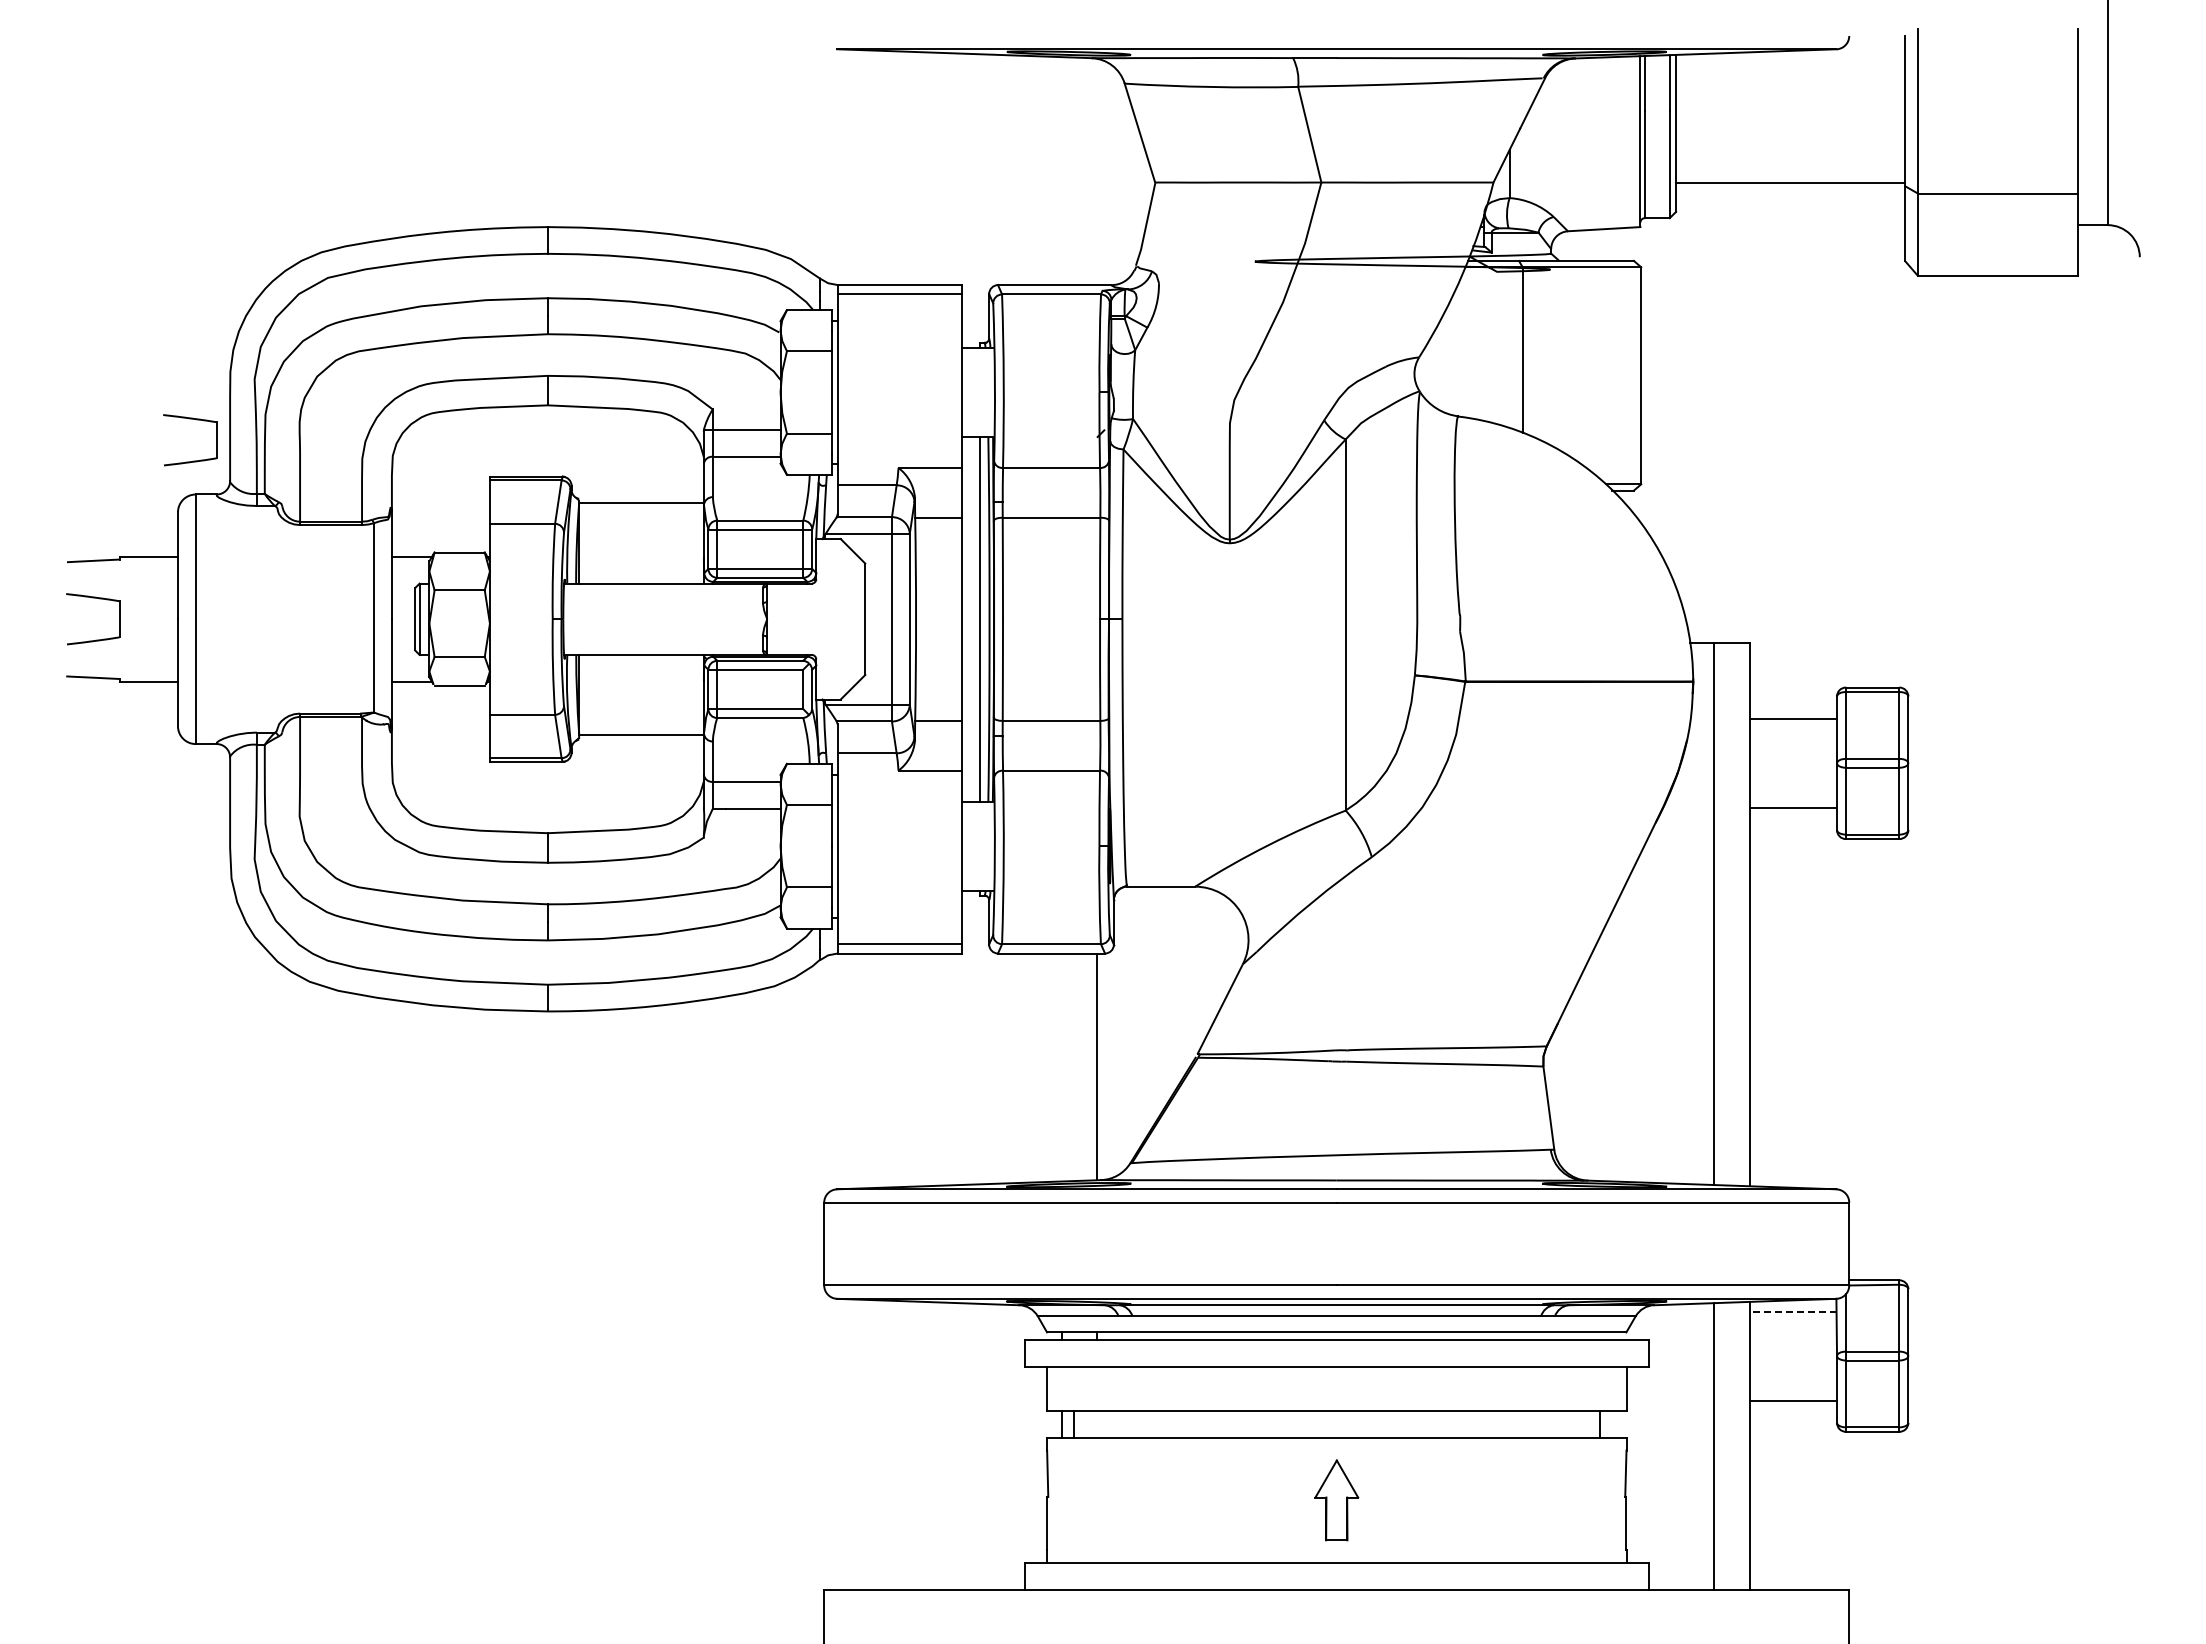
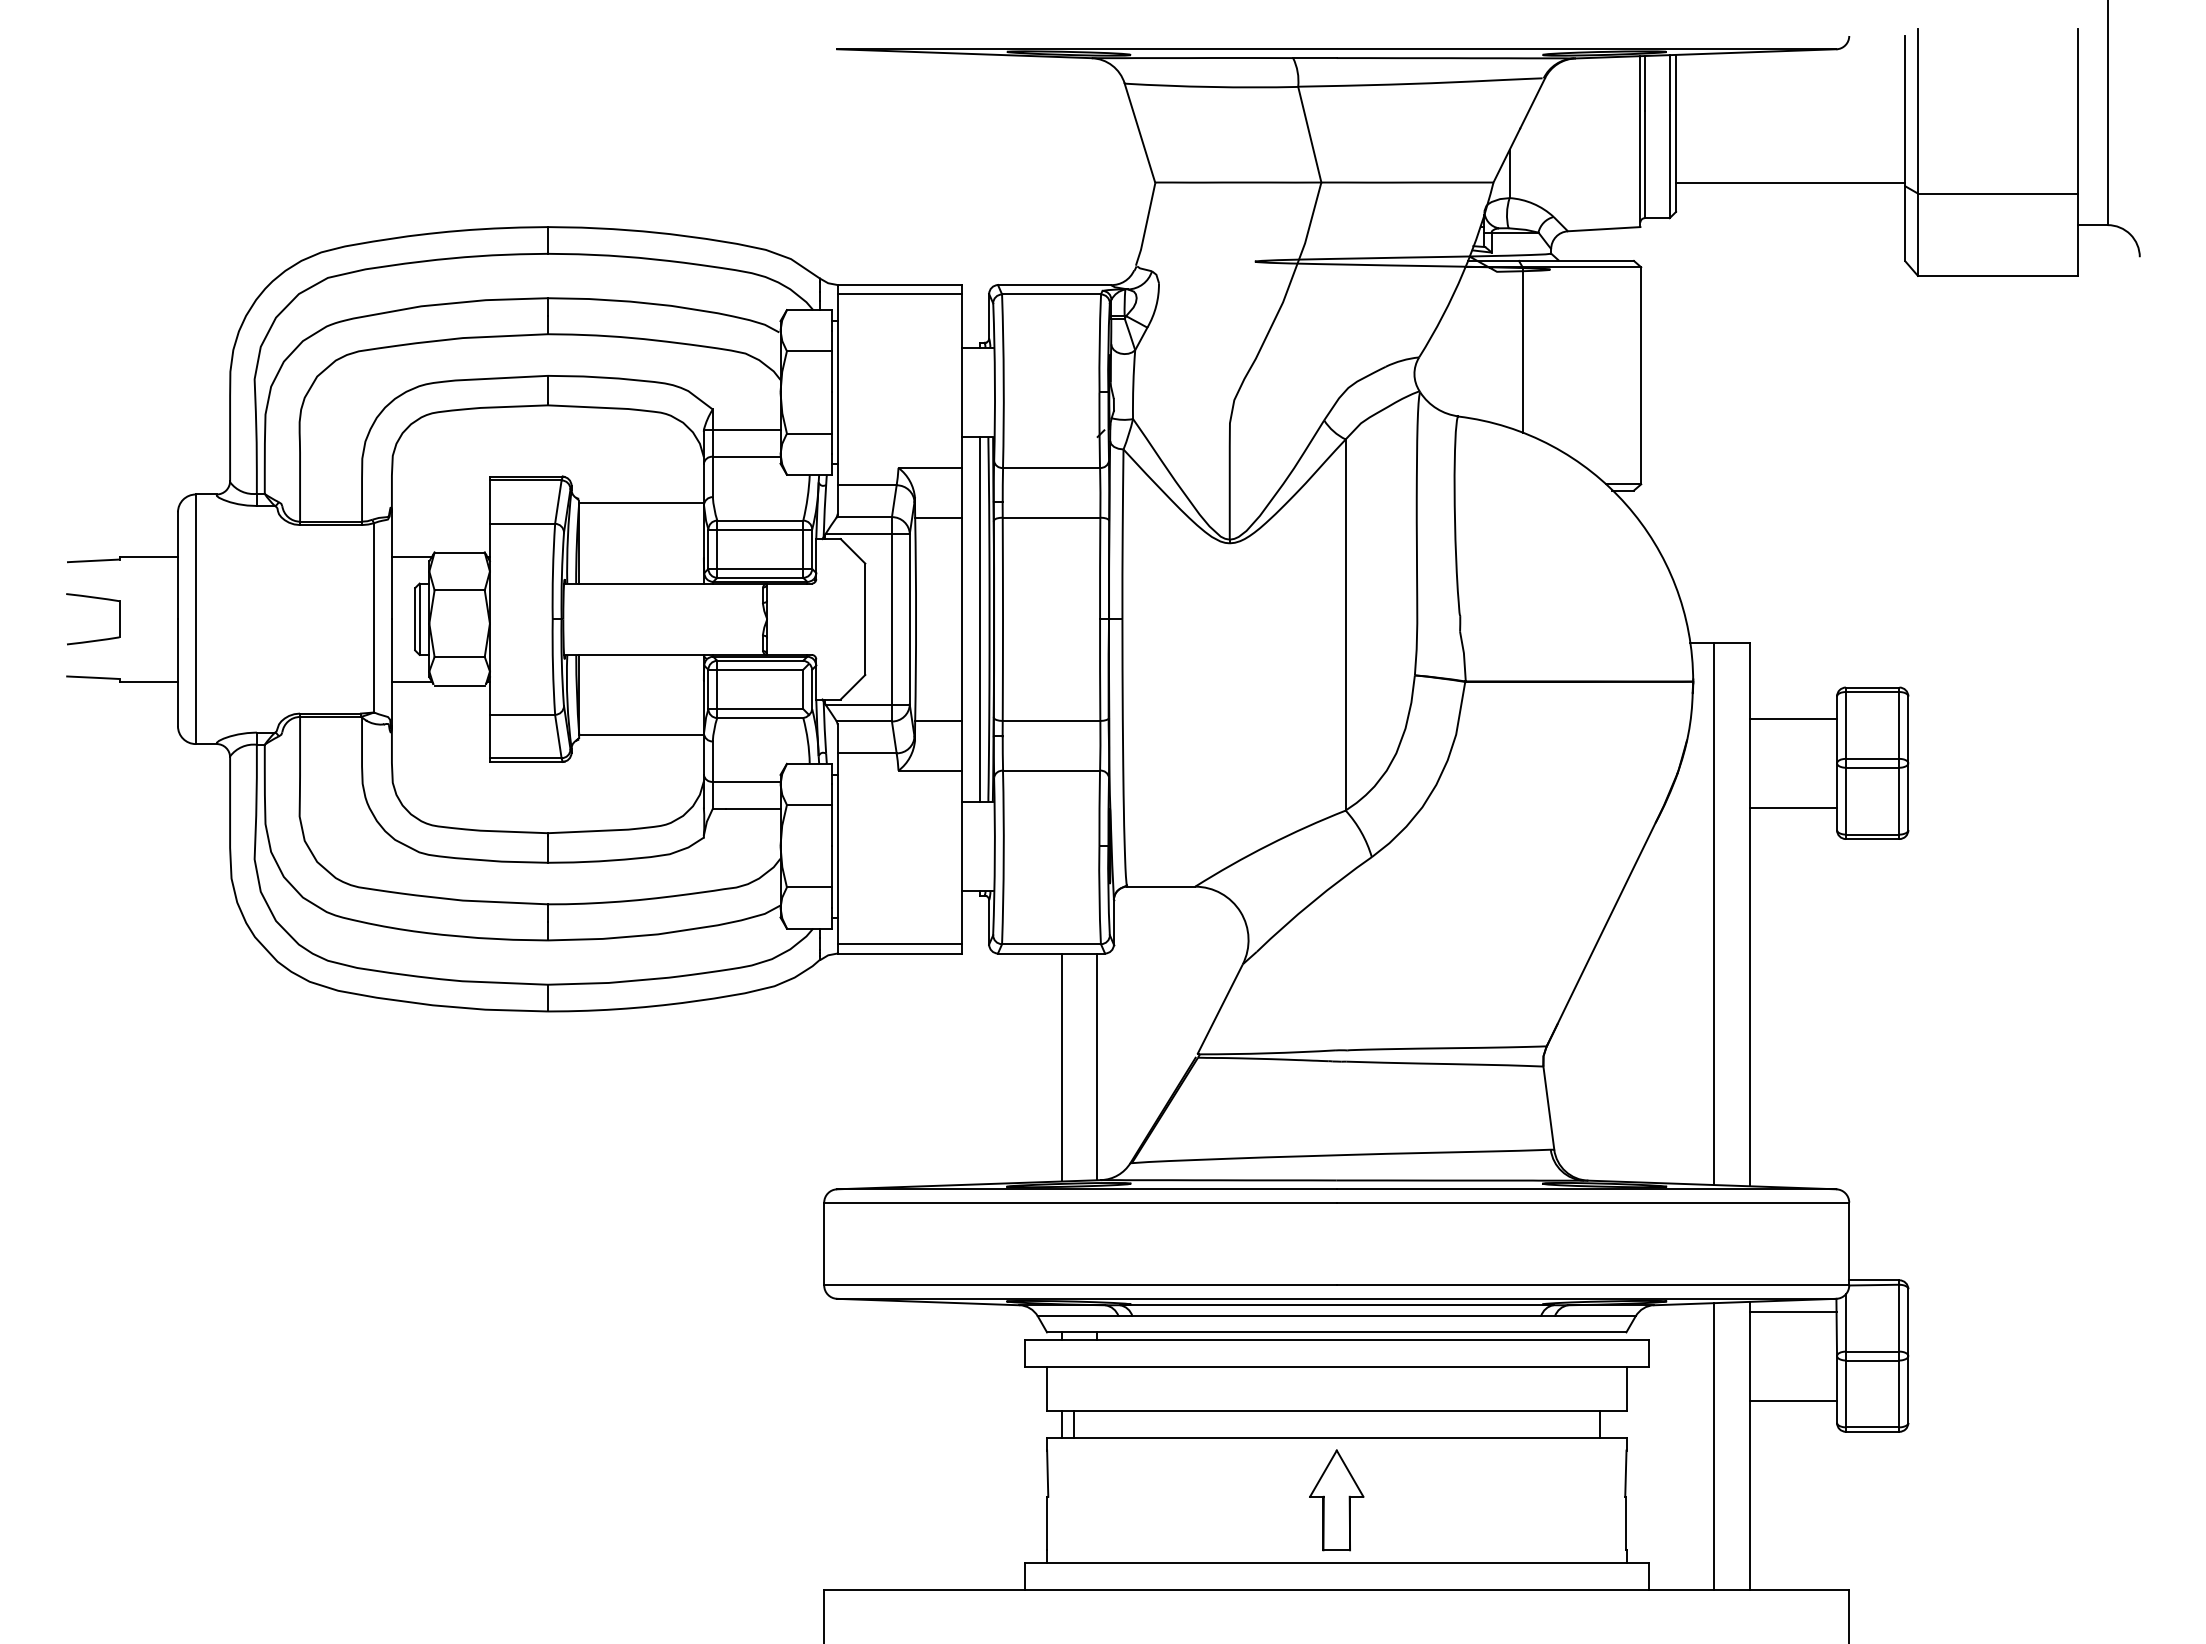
part: present -> none (193, 460)
line: none -> present (1061, 1067)
line: dashed -> solid (1793, 1311)
part size: 46x83 px -> 56x103 px (1336, 1500)
